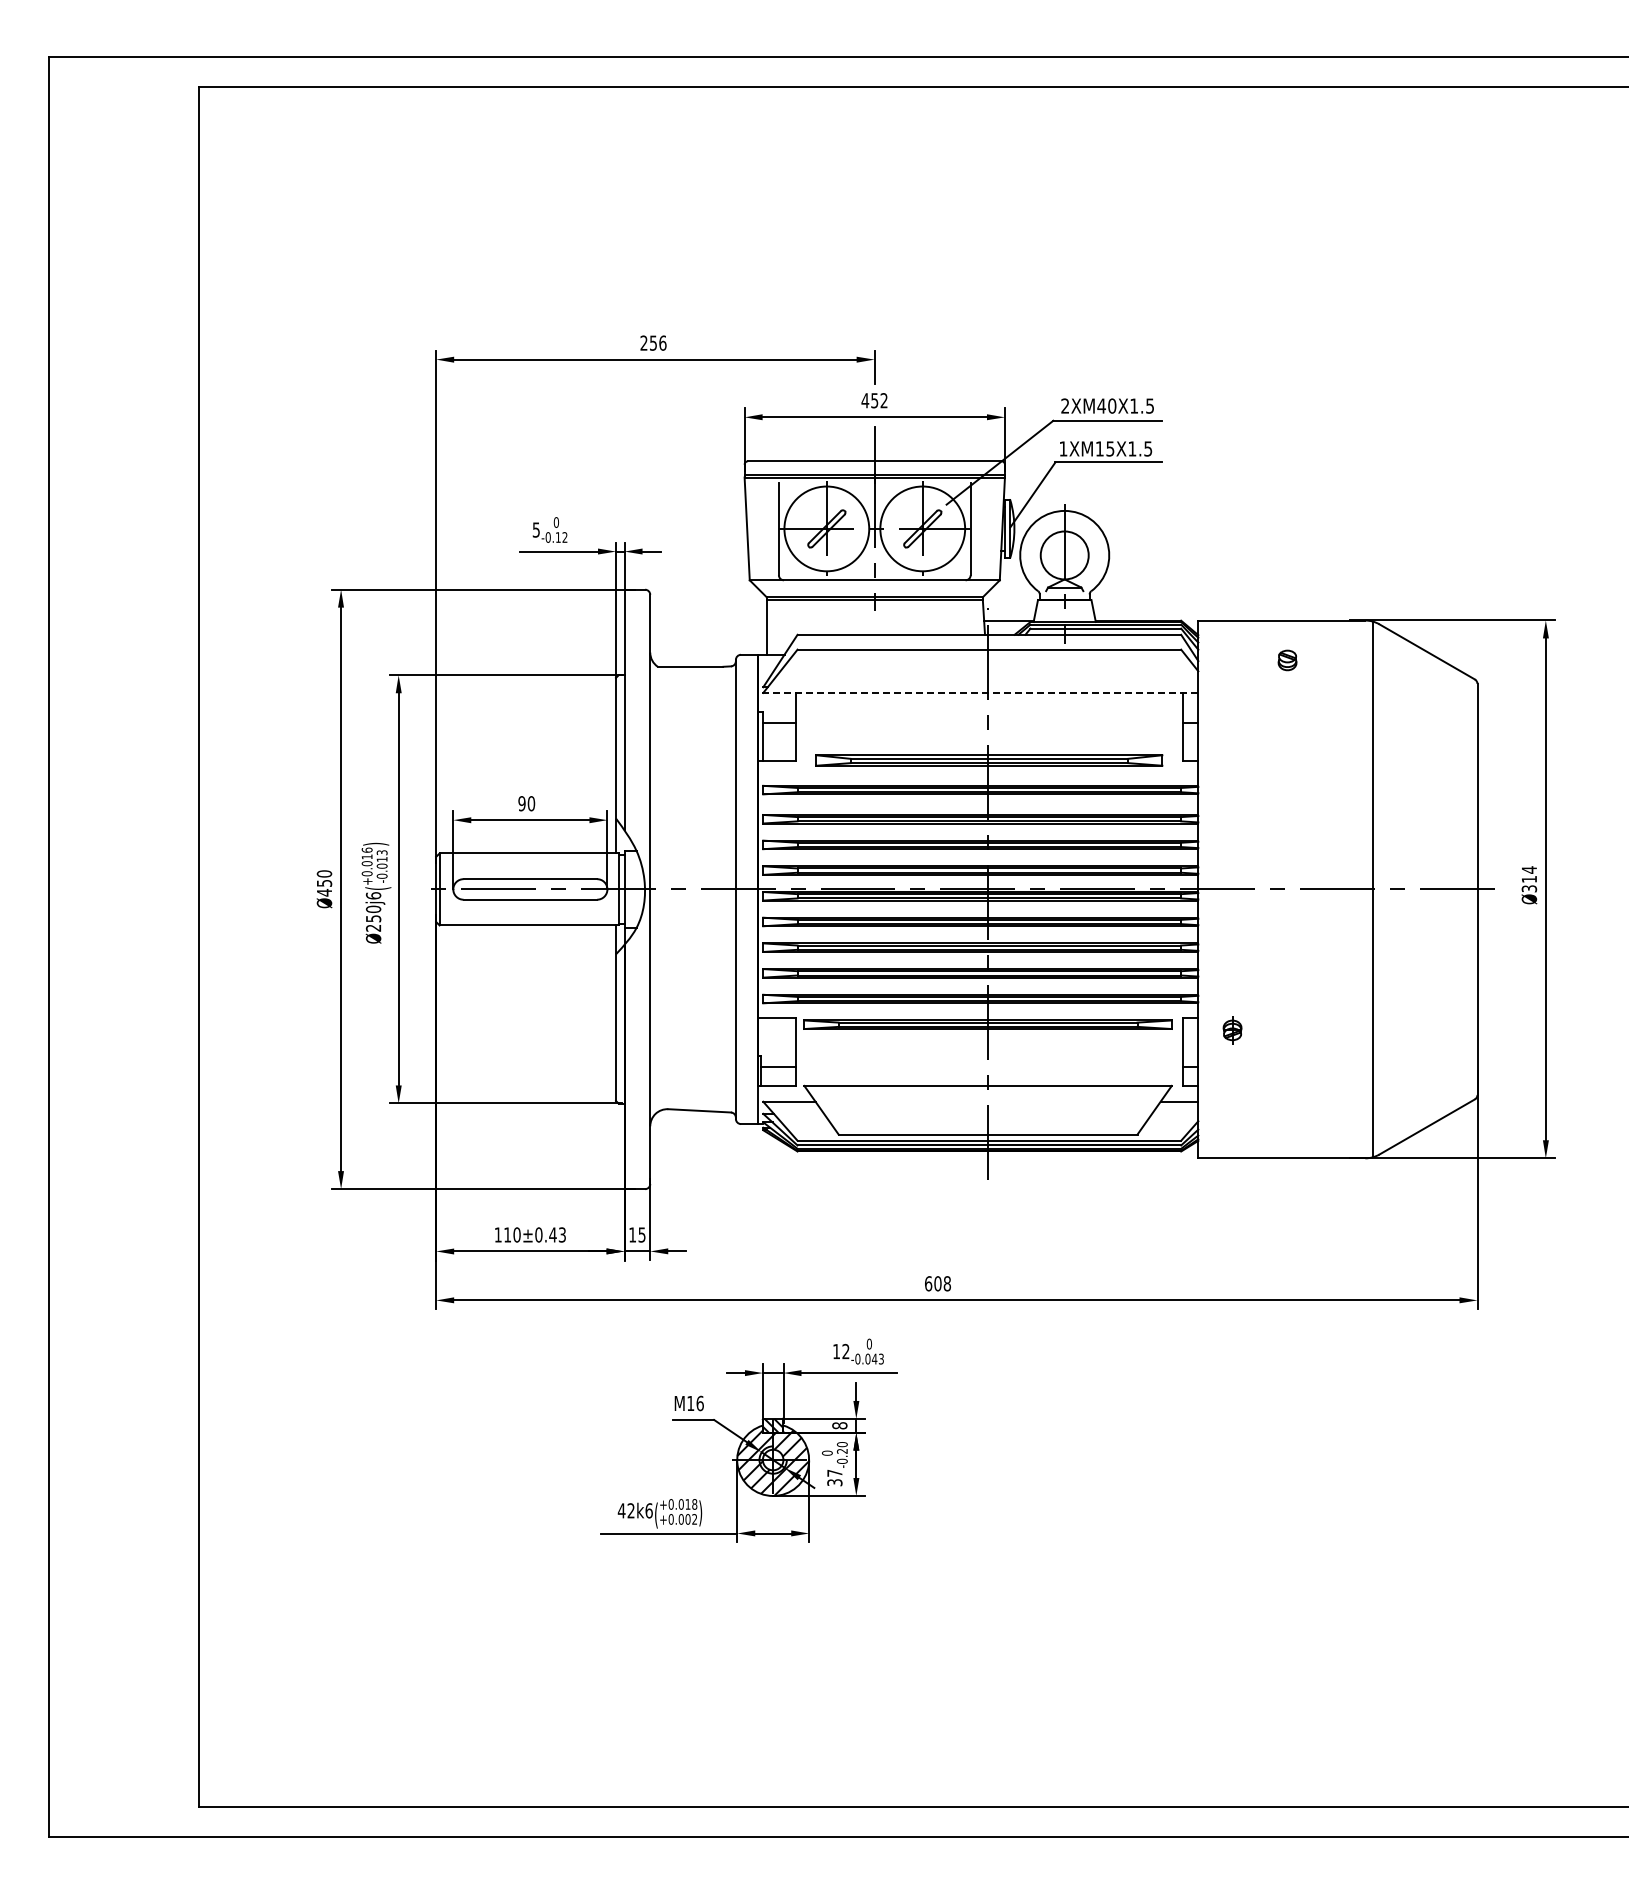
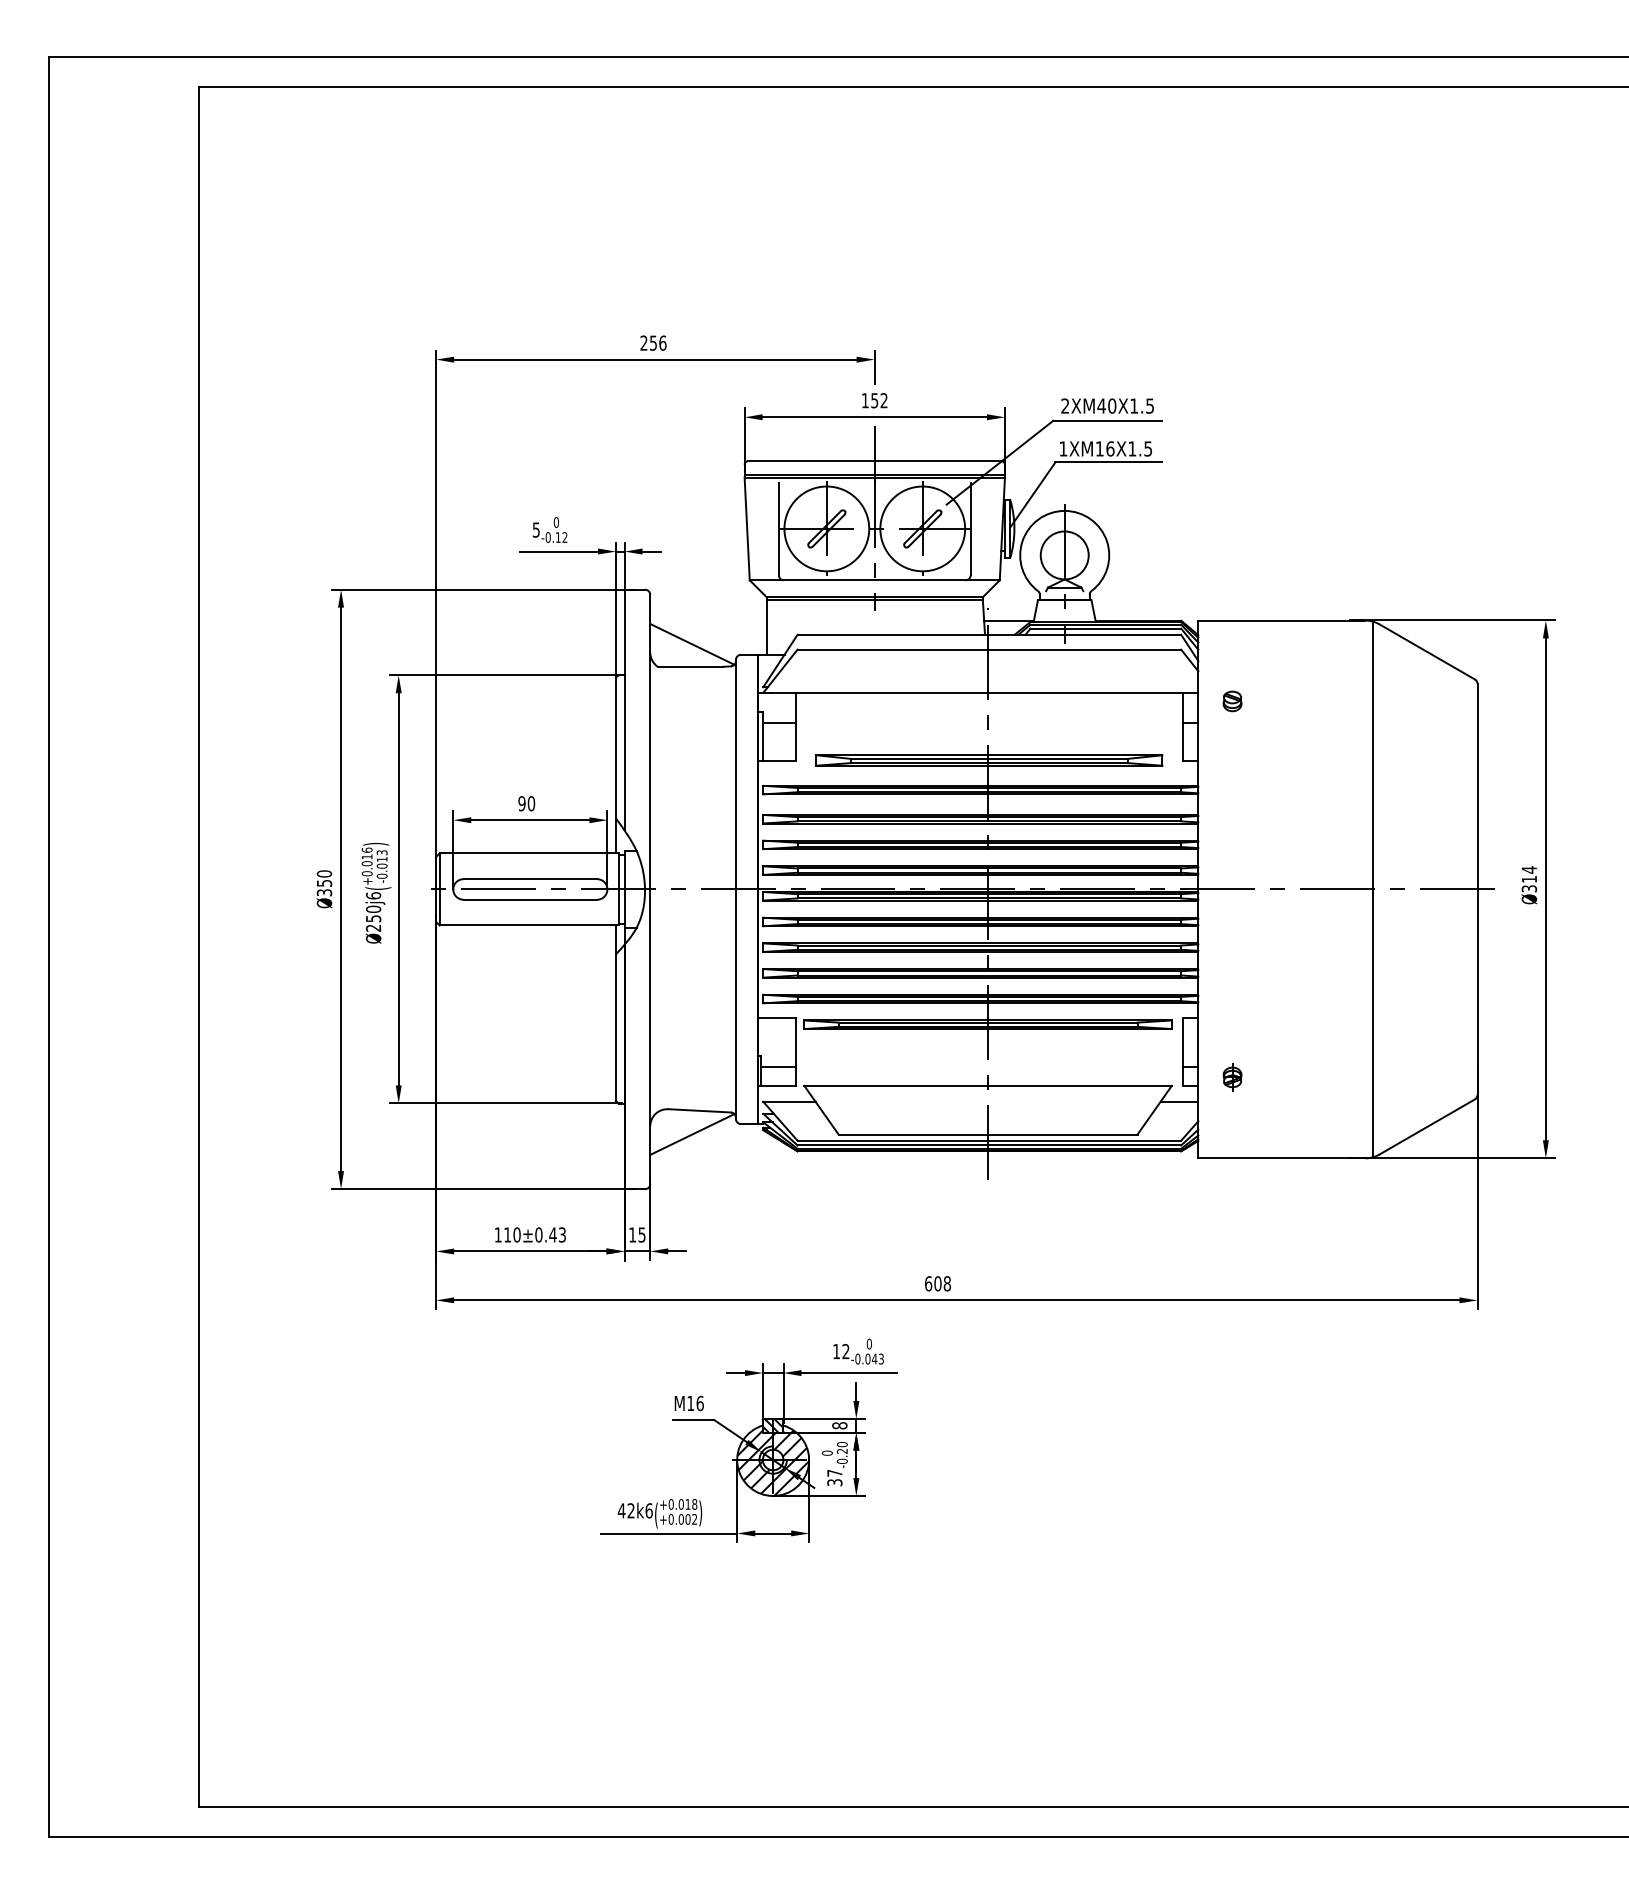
text: 452 -> 152 (865, 400)
text: 1XM15X1.5 -> 1XM16X1.5 (1110, 448)
line: none -> present (692, 643)
part position: (1287, 660) -> (1232, 701) (1232, 701)
line: dashed -> solid (977, 692)
text: Ø450 -> Ø350 (324, 892)
part position: (1232, 1030) -> (1232, 1077) (1232, 1077)
line: none -> present (692, 1134)
